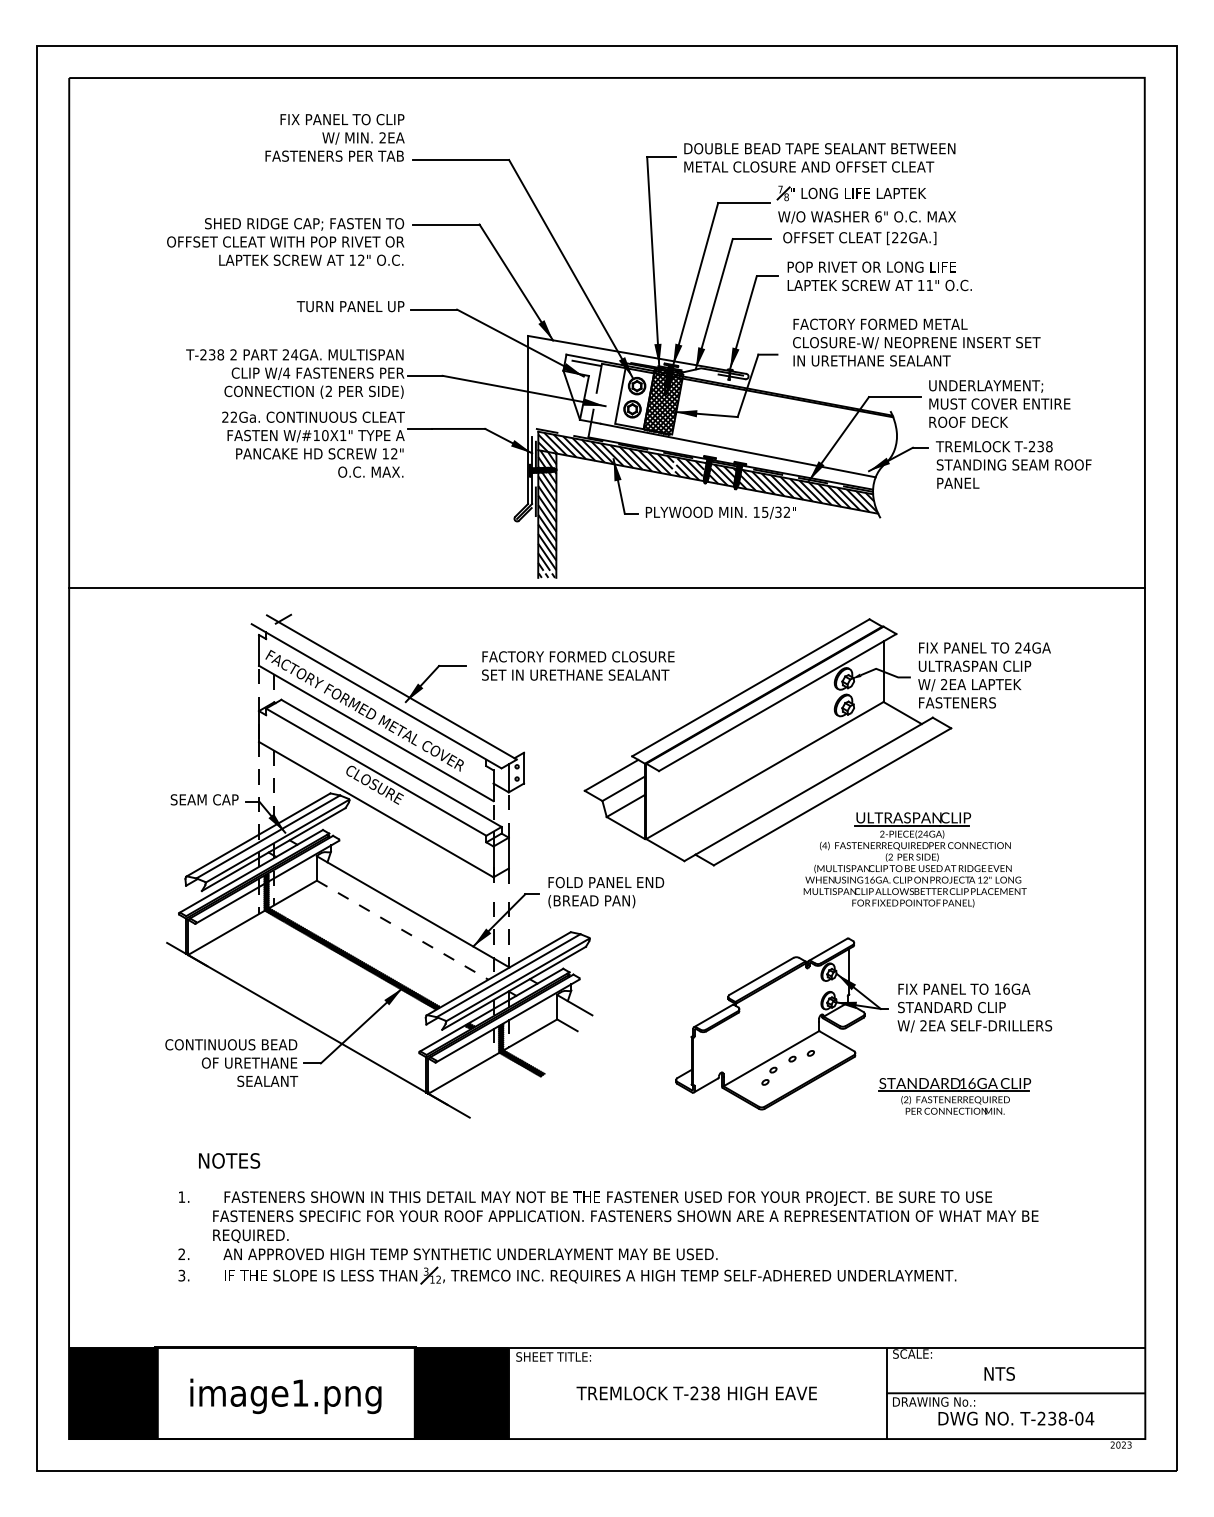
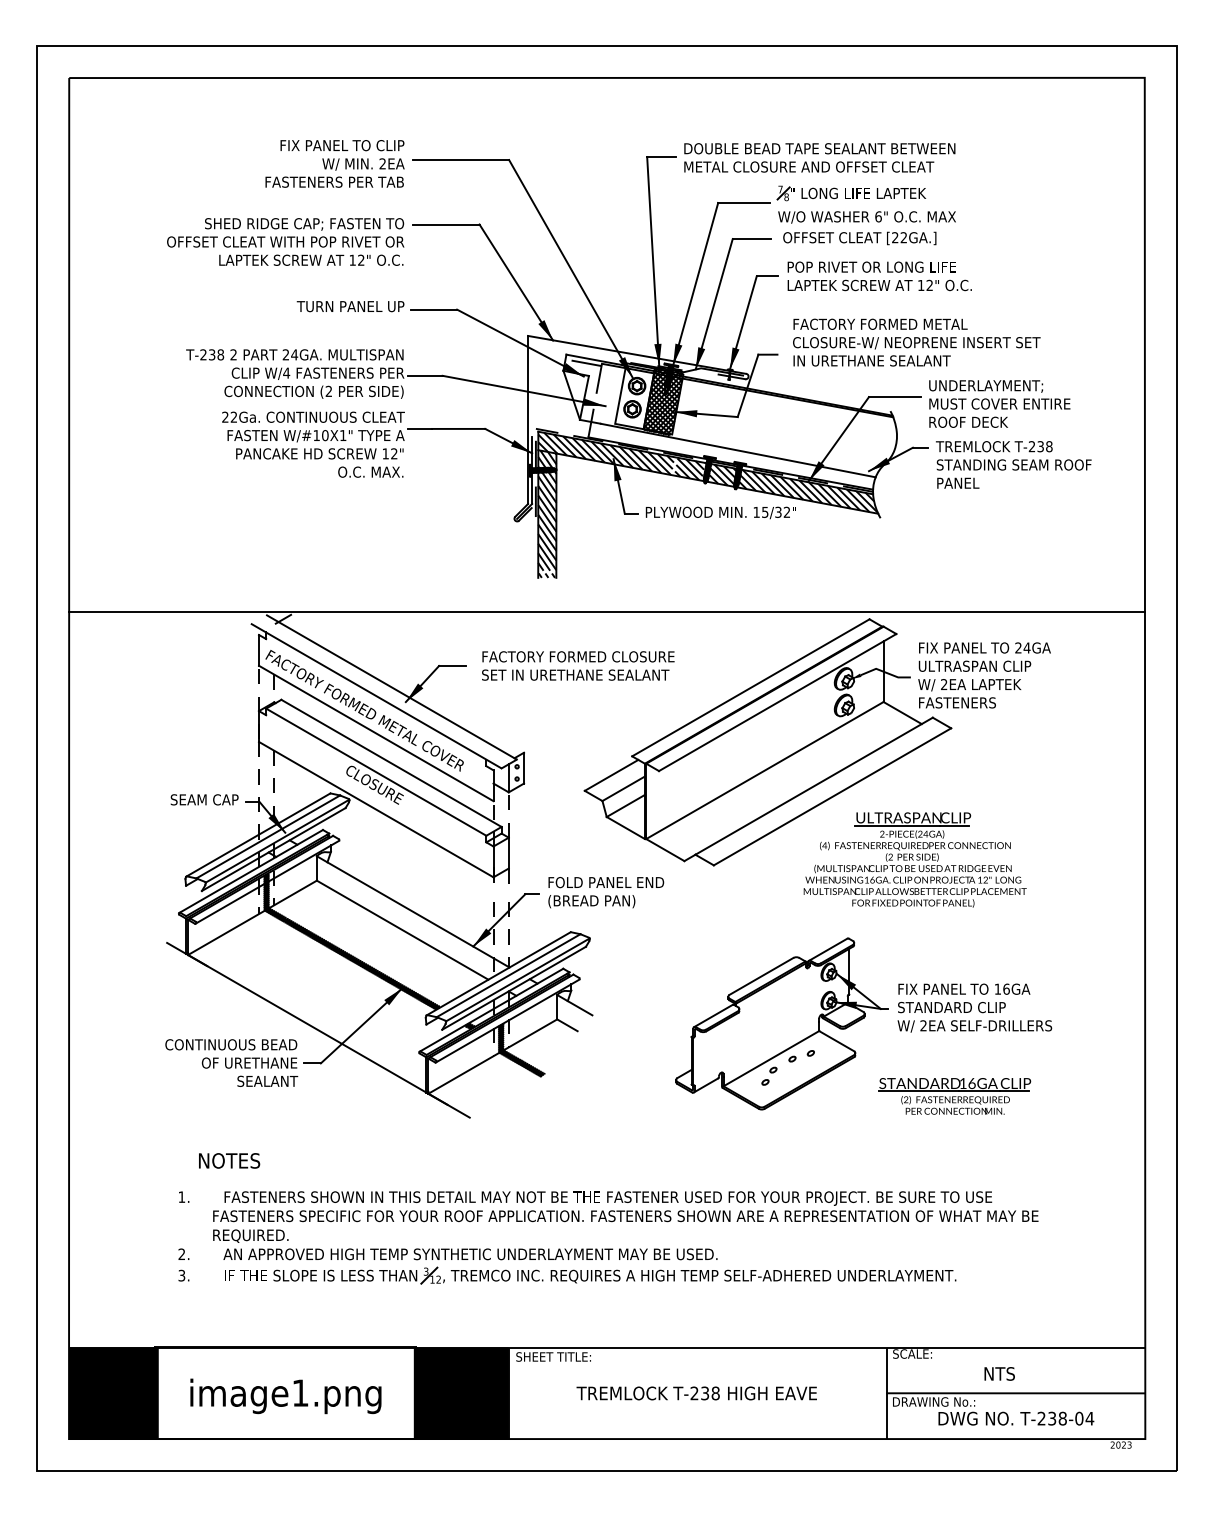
text position: (334, 137) -> (334, 163) (334, 163)
text: 11" -> 12" (929, 284)
line position: (606, 587) -> (606, 611) (606, 611)
line: dashed -> solid (403, 930)
